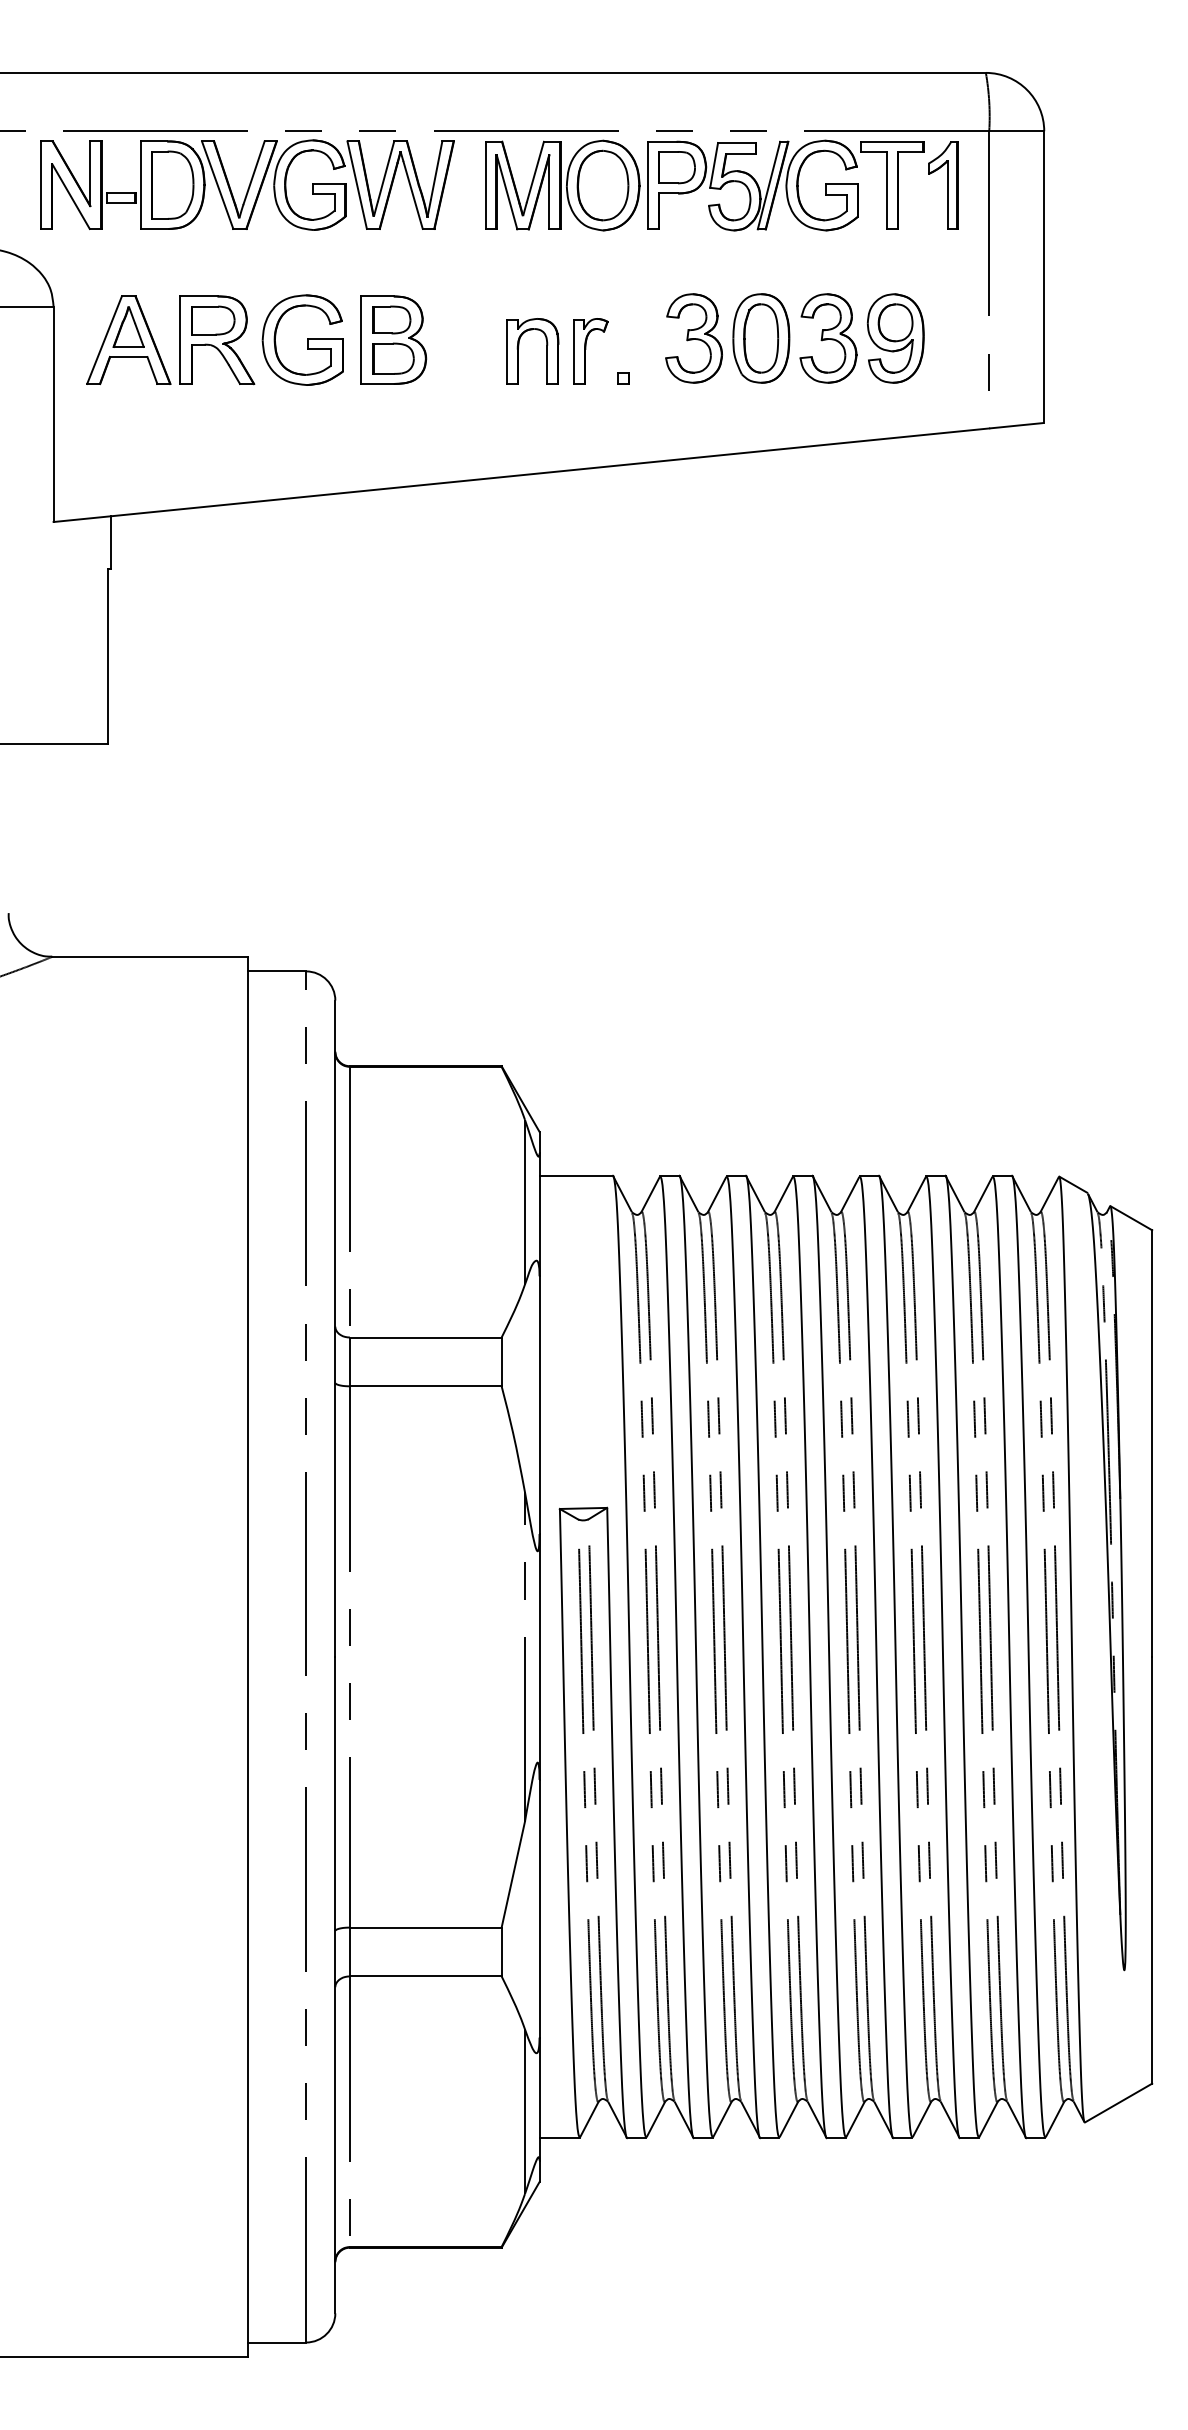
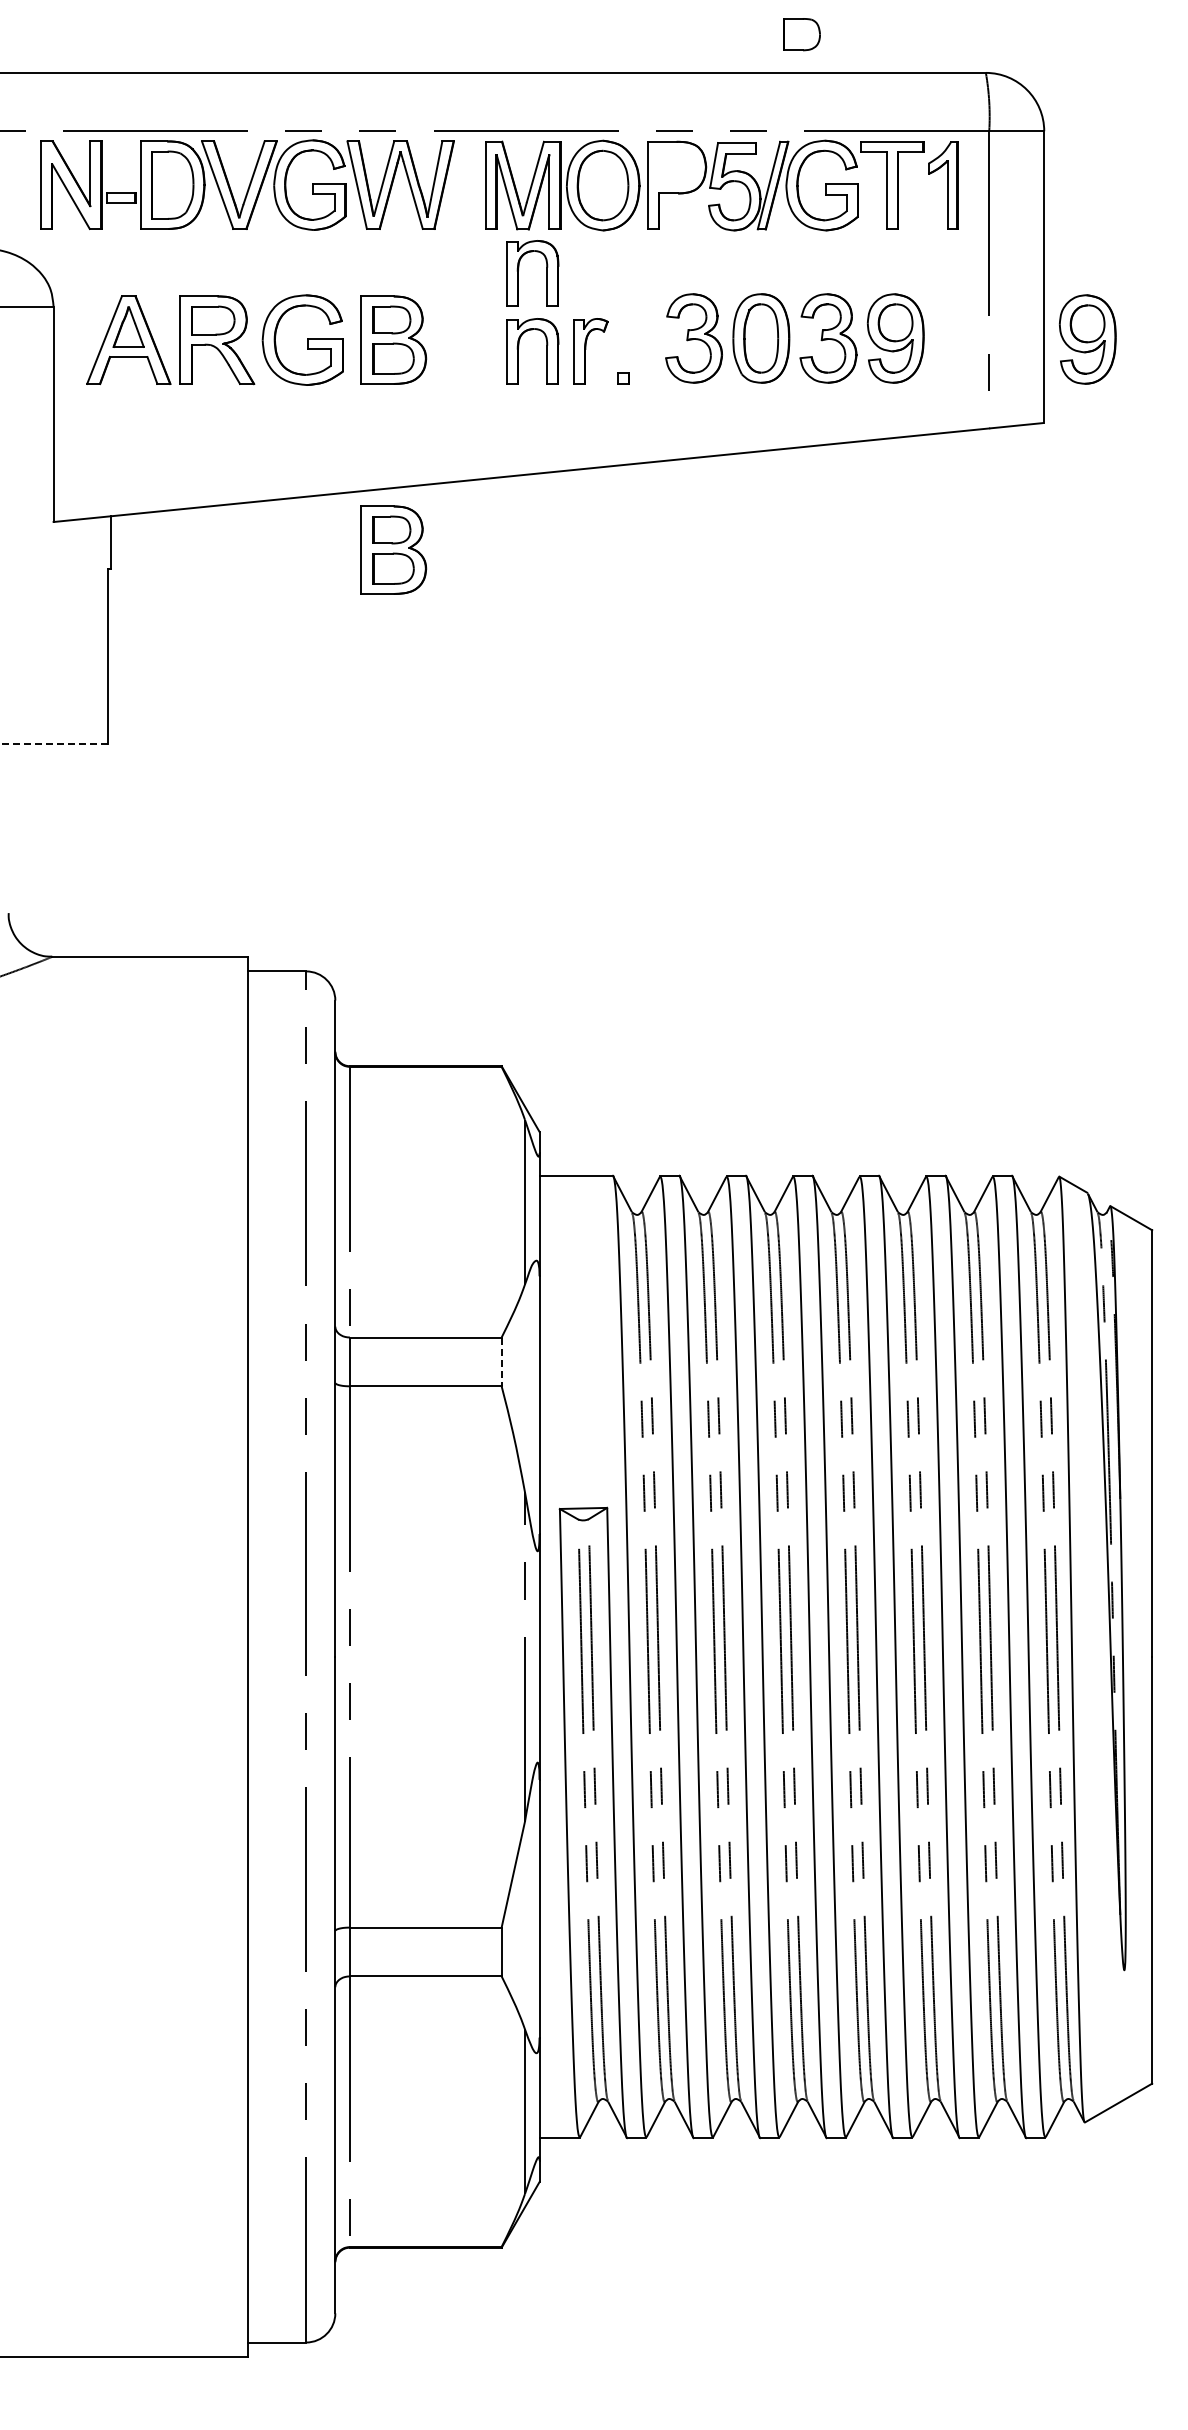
part position: (676, 167) -> (801, 34) (801, 34)
part: none -> present (519, 268)
part: none -> present (1087, 339)
part: none -> present (393, 549)
line: solid -> dashed (53, 743)
line: solid -> dashed (501, 1362)
